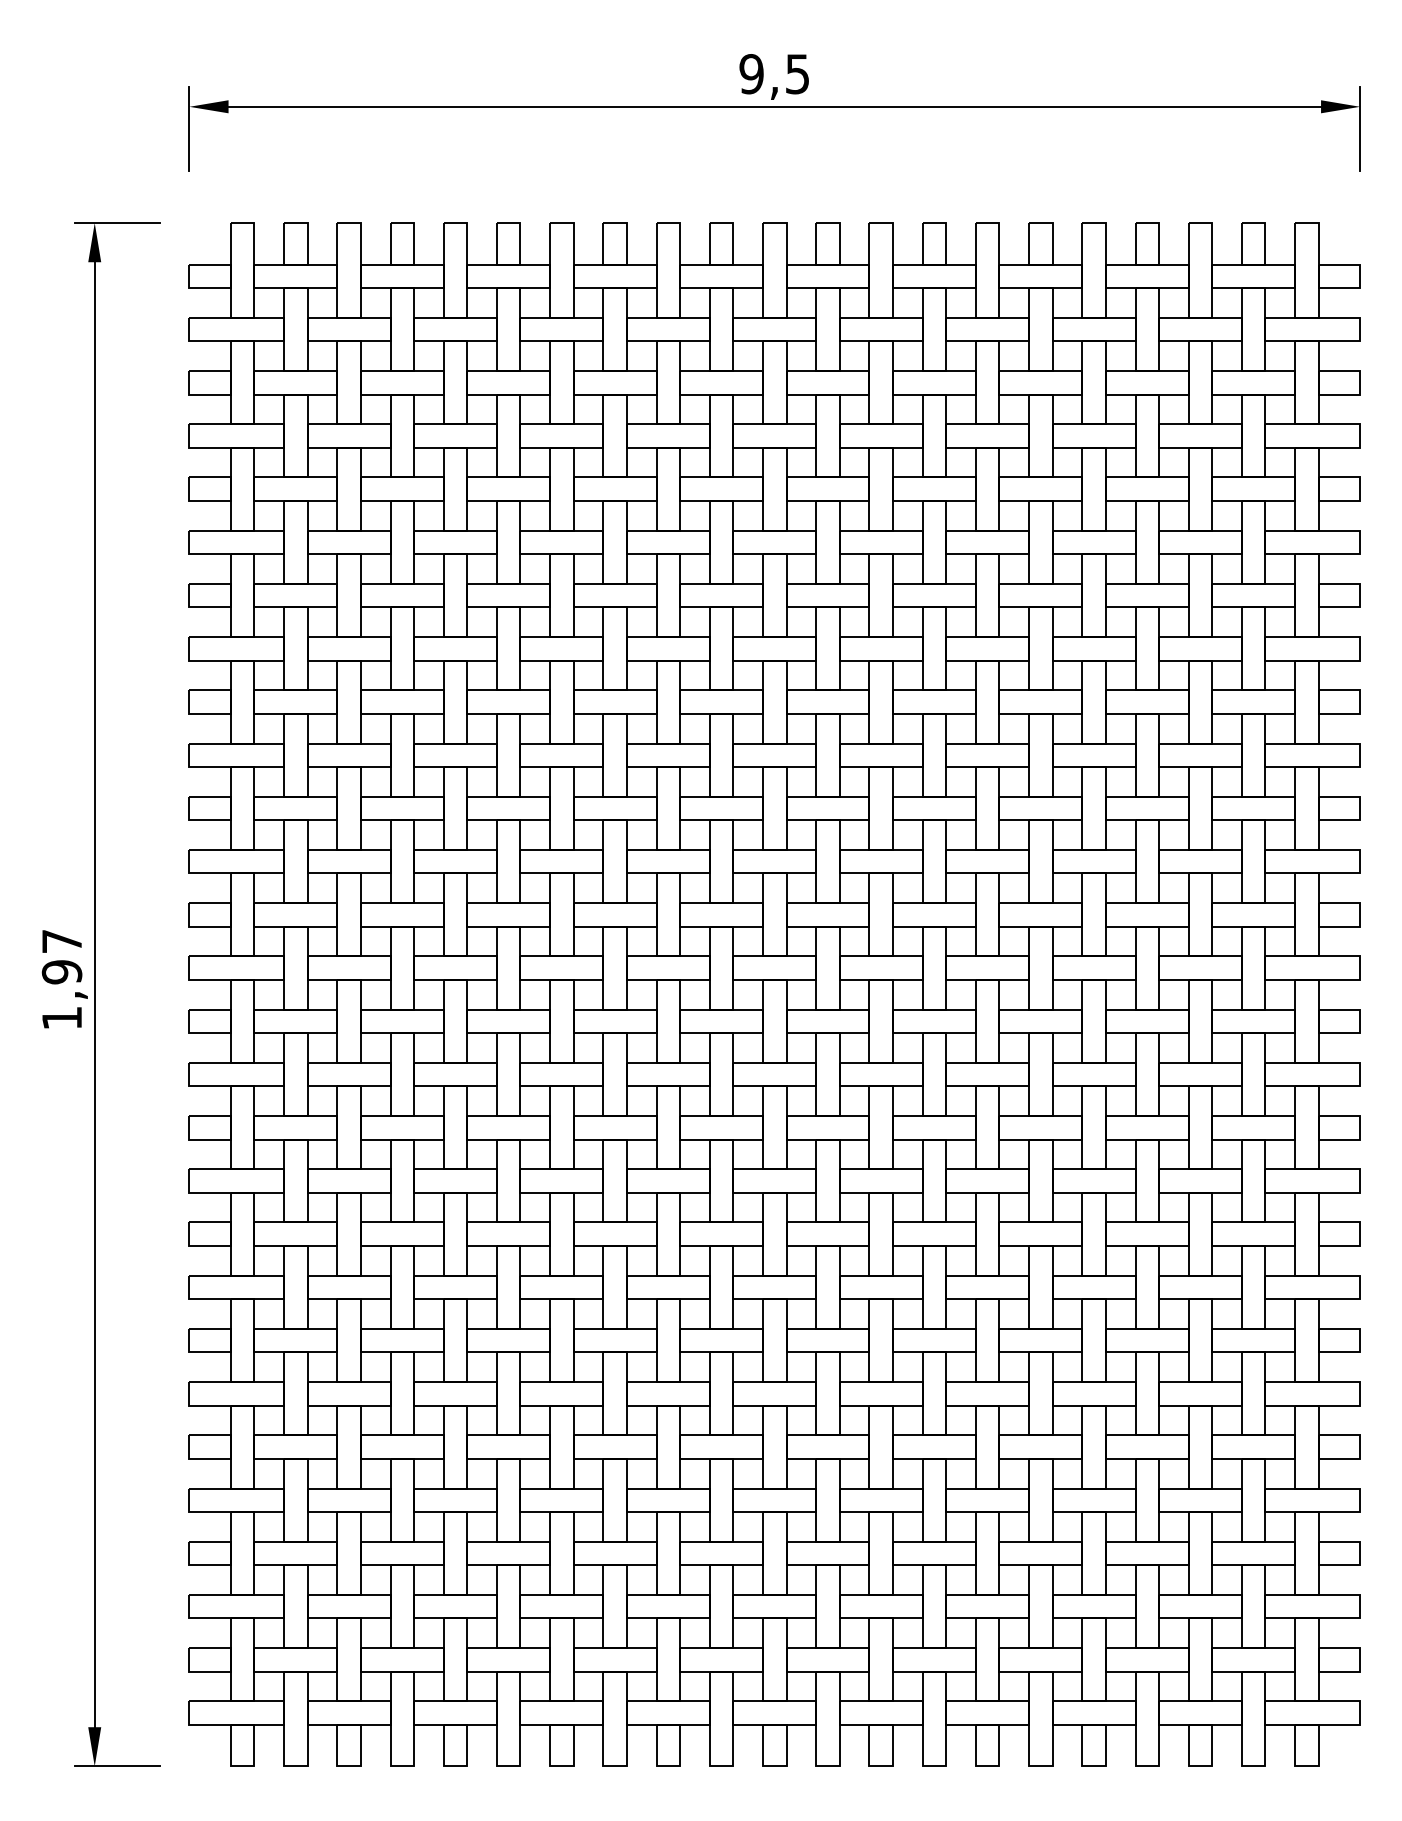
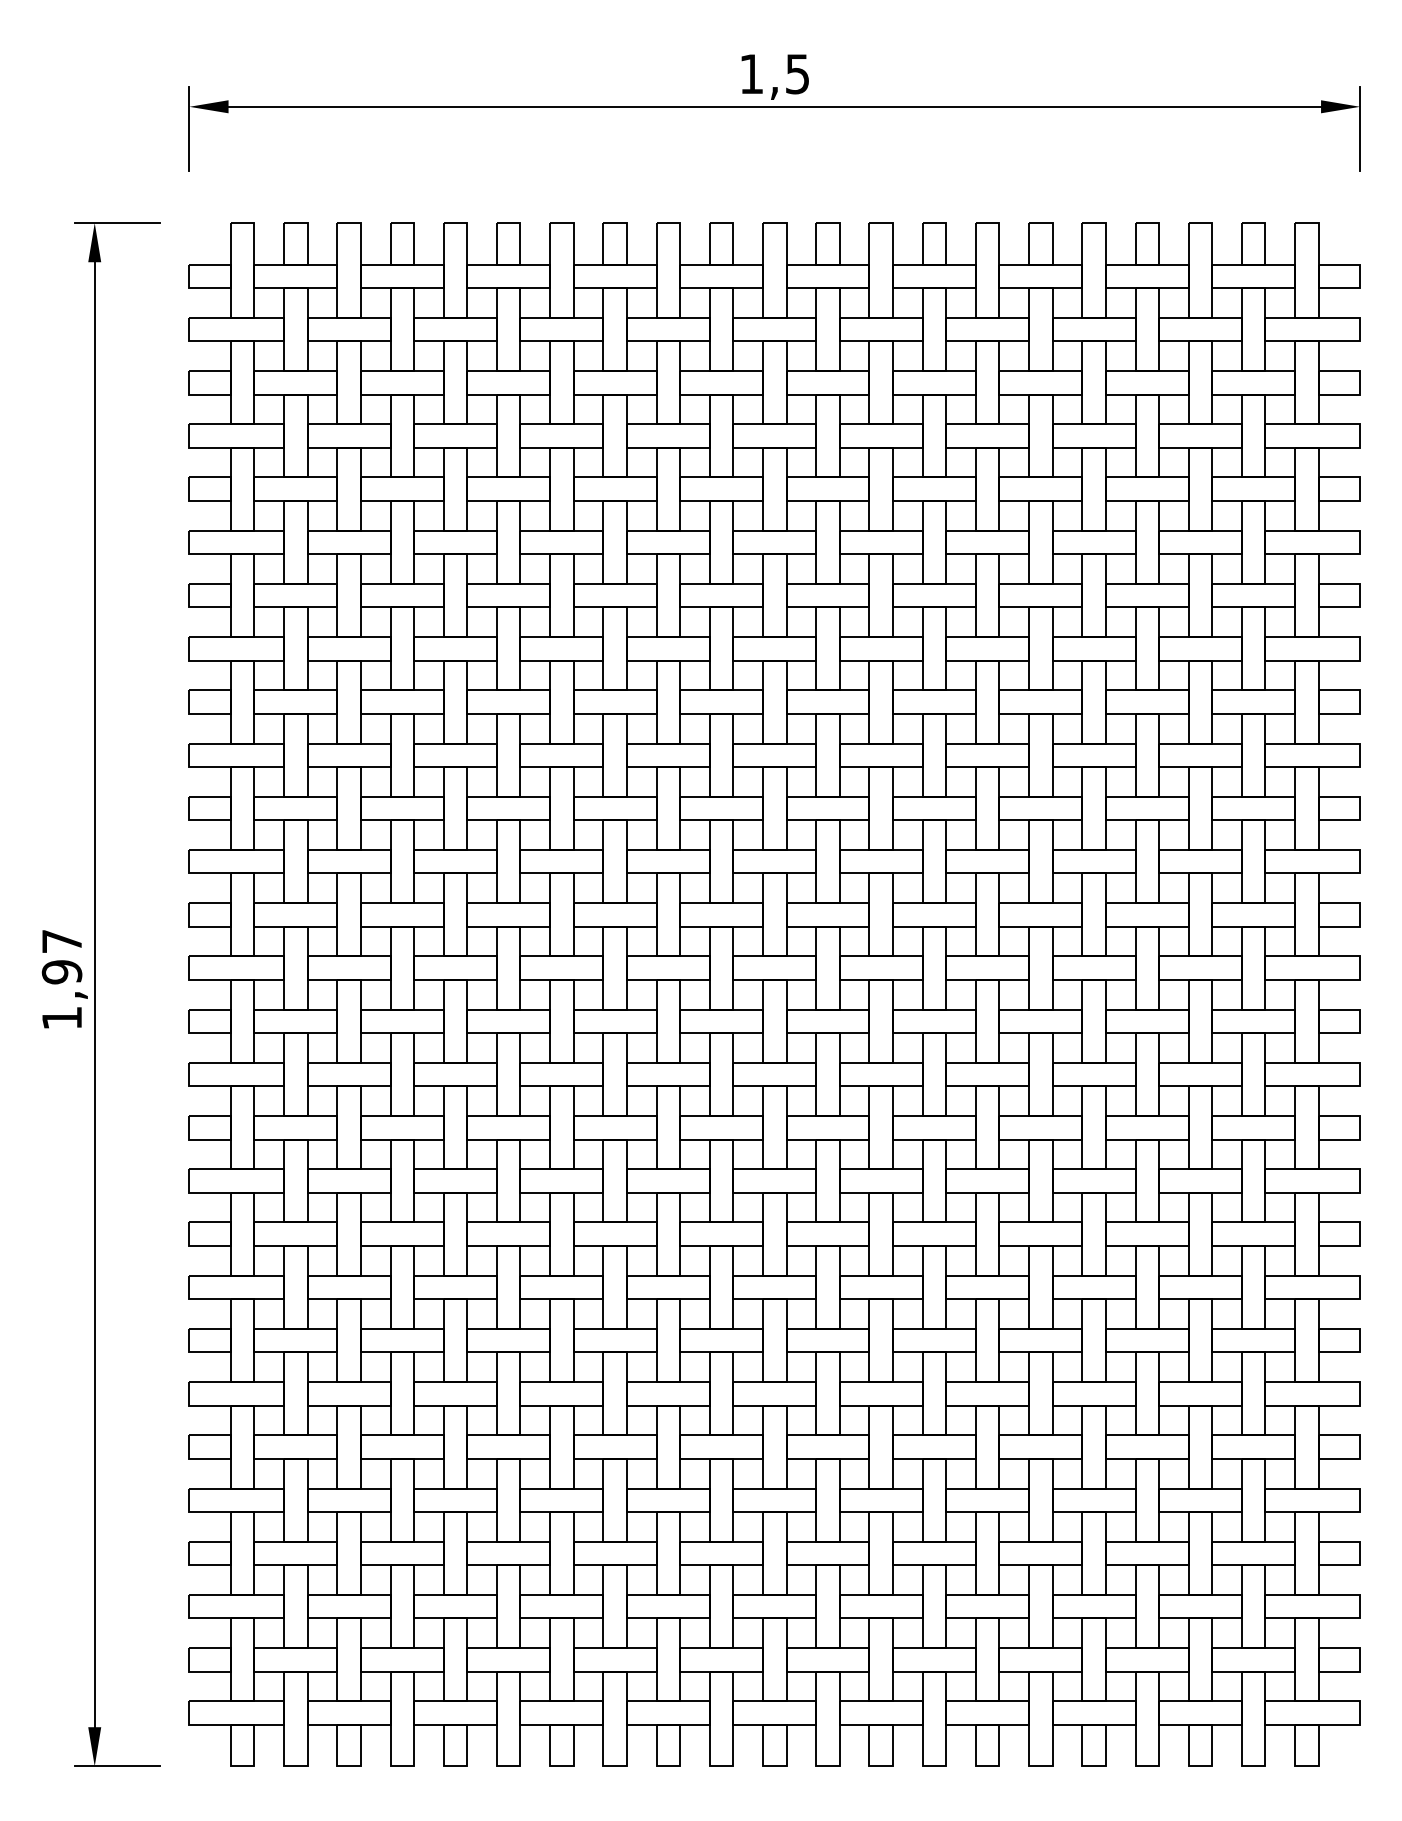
text: 9,5 -> 1,5 (751, 74)
